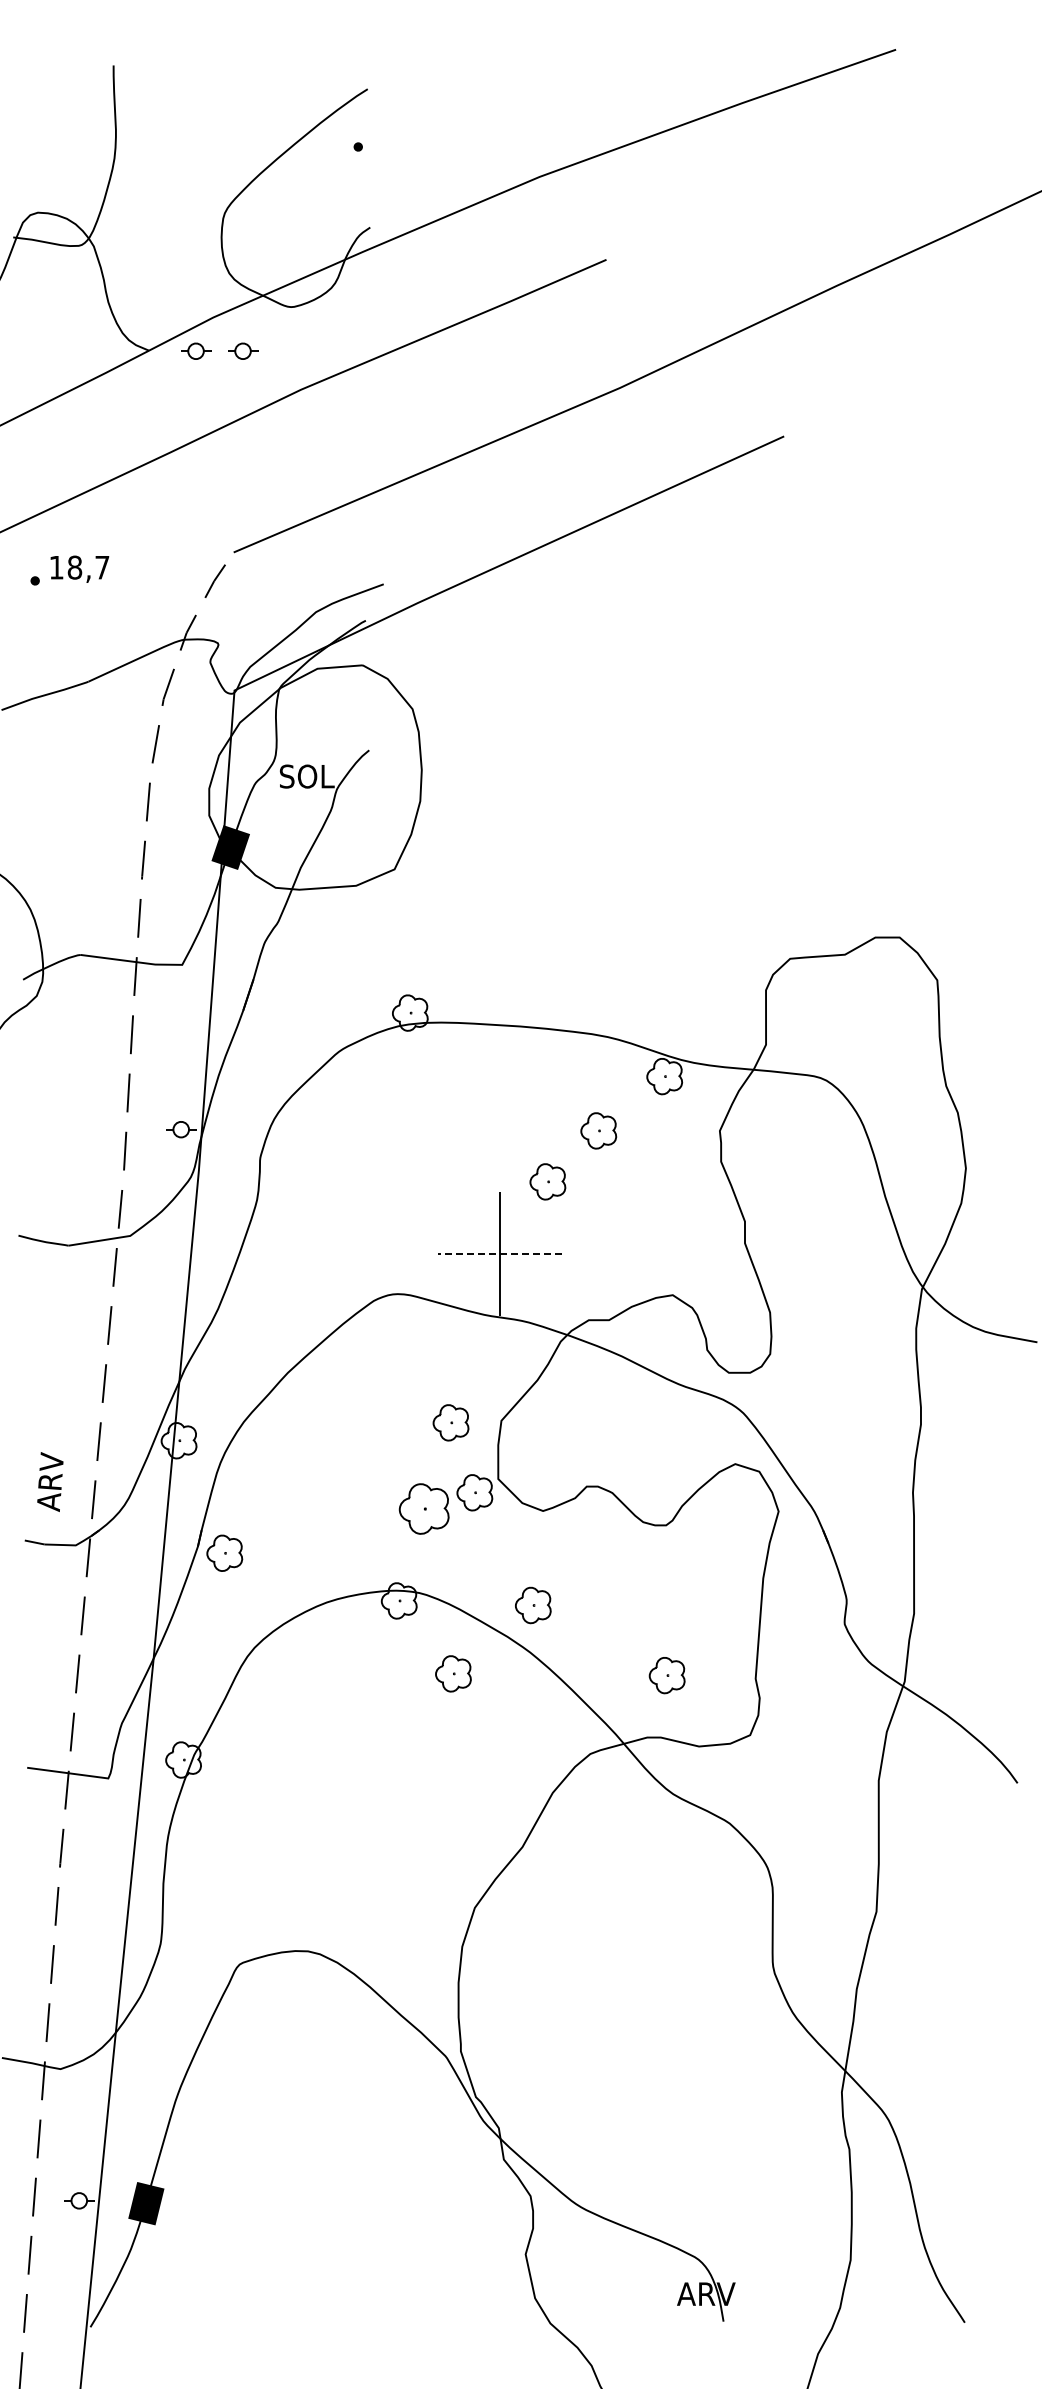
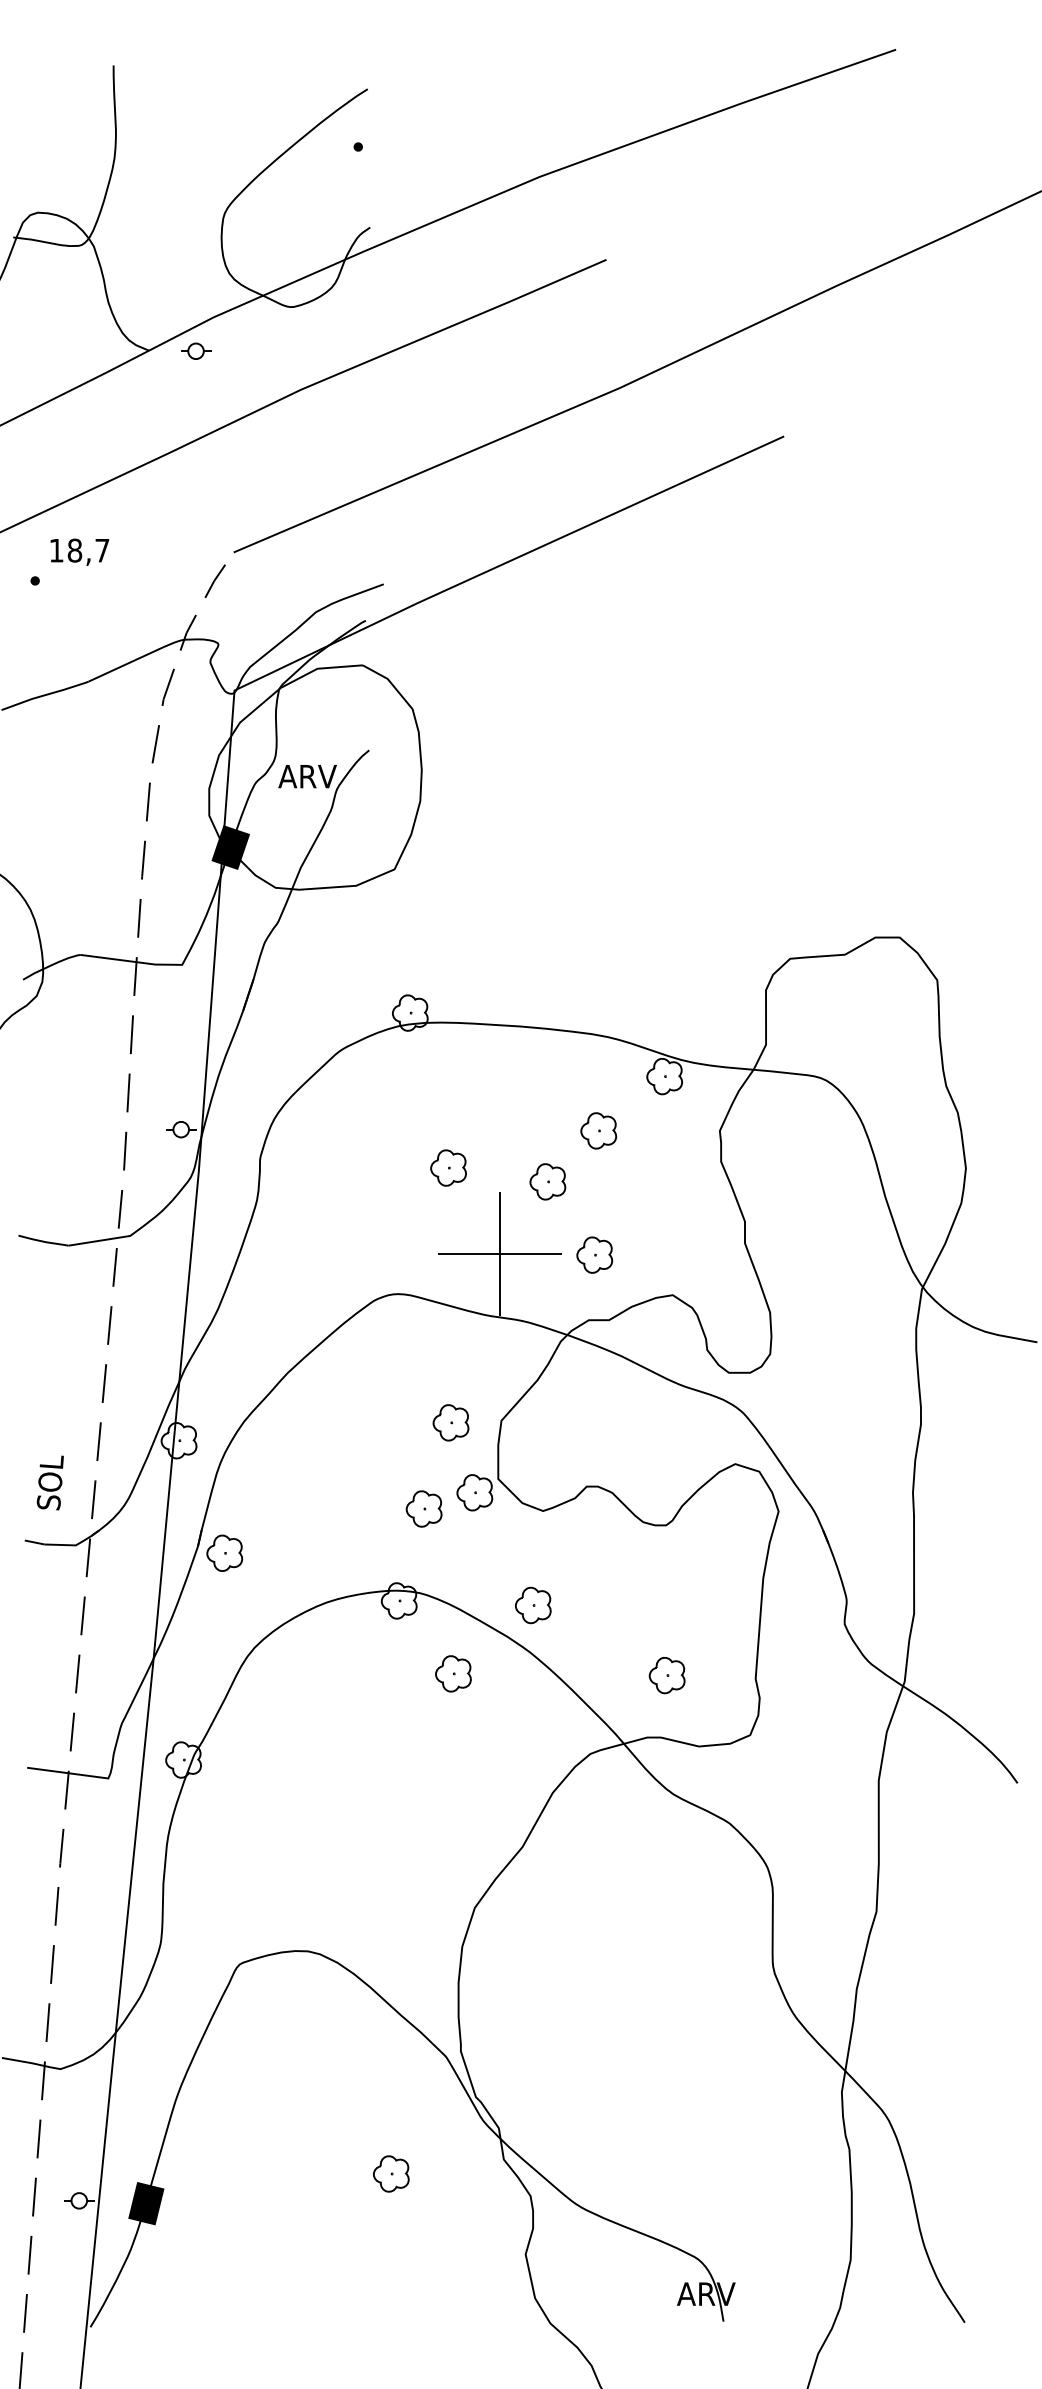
part: present -> none (243, 350)
text position: (79, 568) -> (79, 551) (79, 551)
text: SOL -> ARV (307, 776)
part: none -> present (448, 1167)
line: dashed -> solid (499, 1253)
part: none -> present (594, 1254)
text: ARV -> SOL (49, 1482)
part size: 52x52 px -> 38x38 px (423, 1508)
part: none -> present (391, 2173)
